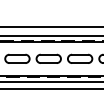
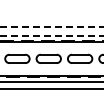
line: solid -> dashed (51, 27)
line: solid -> dashed (51, 35)
